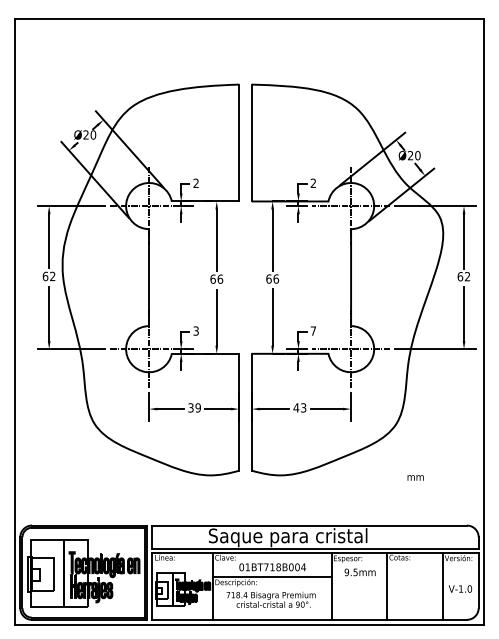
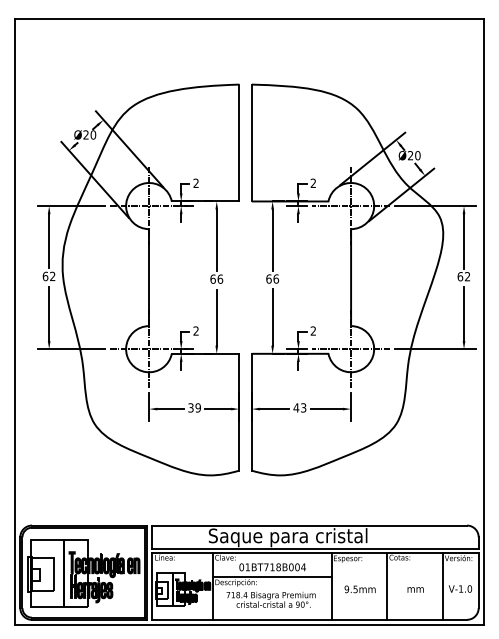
text: 3 -> 2 (195, 330)
text: 7 -> 2 (312, 330)
text position: (415, 477) -> (415, 589) (415, 589)
text position: (359, 572) -> (359, 589) (359, 589)
